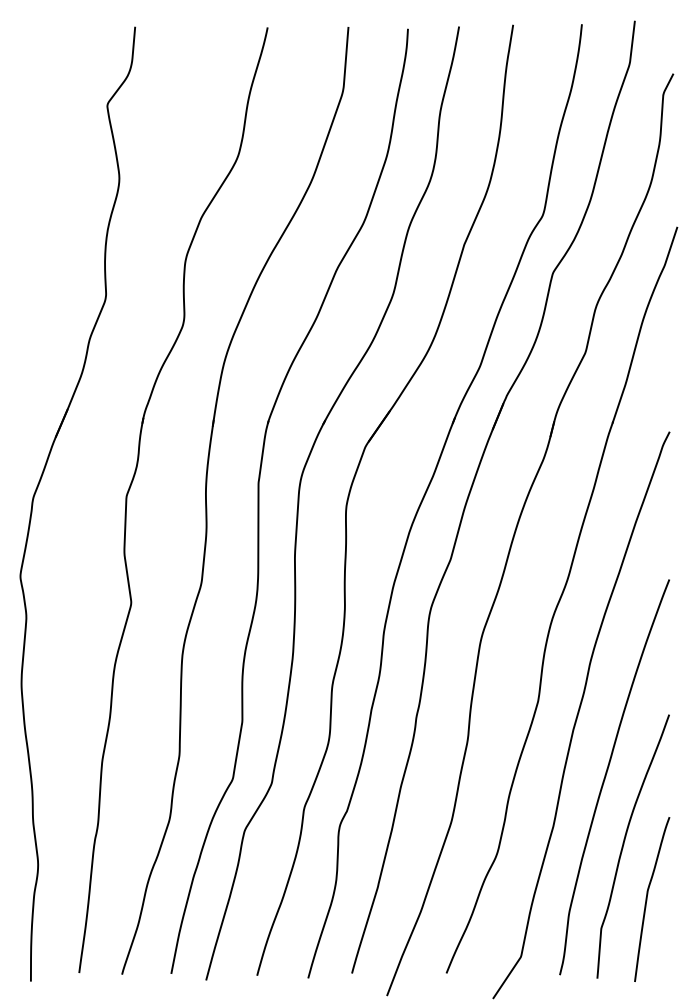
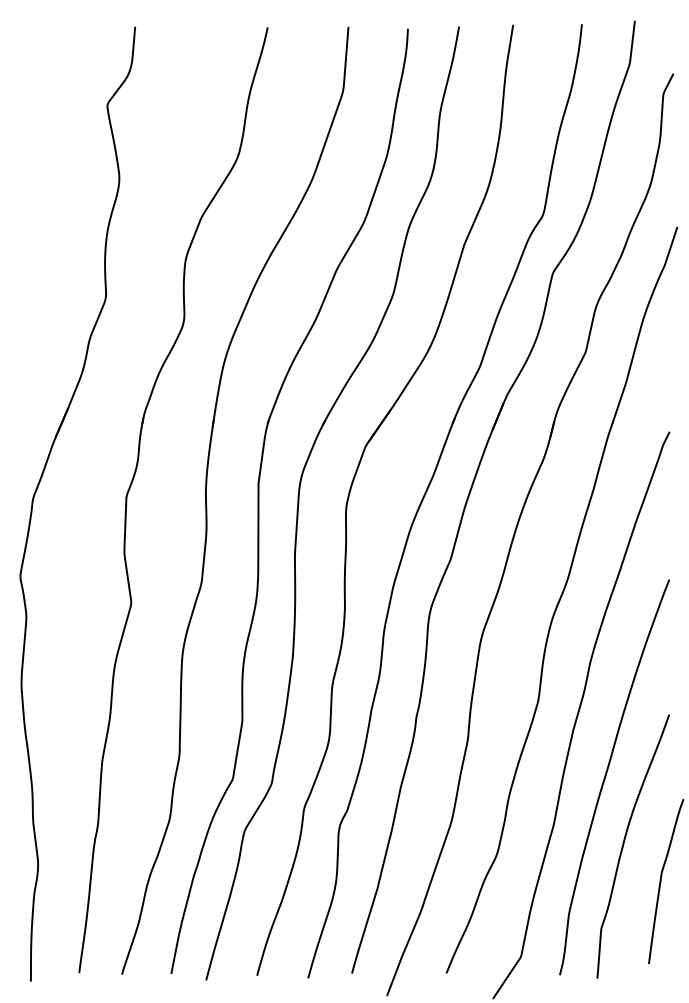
curve position: (647, 899) -> (661, 881) (661, 881)
